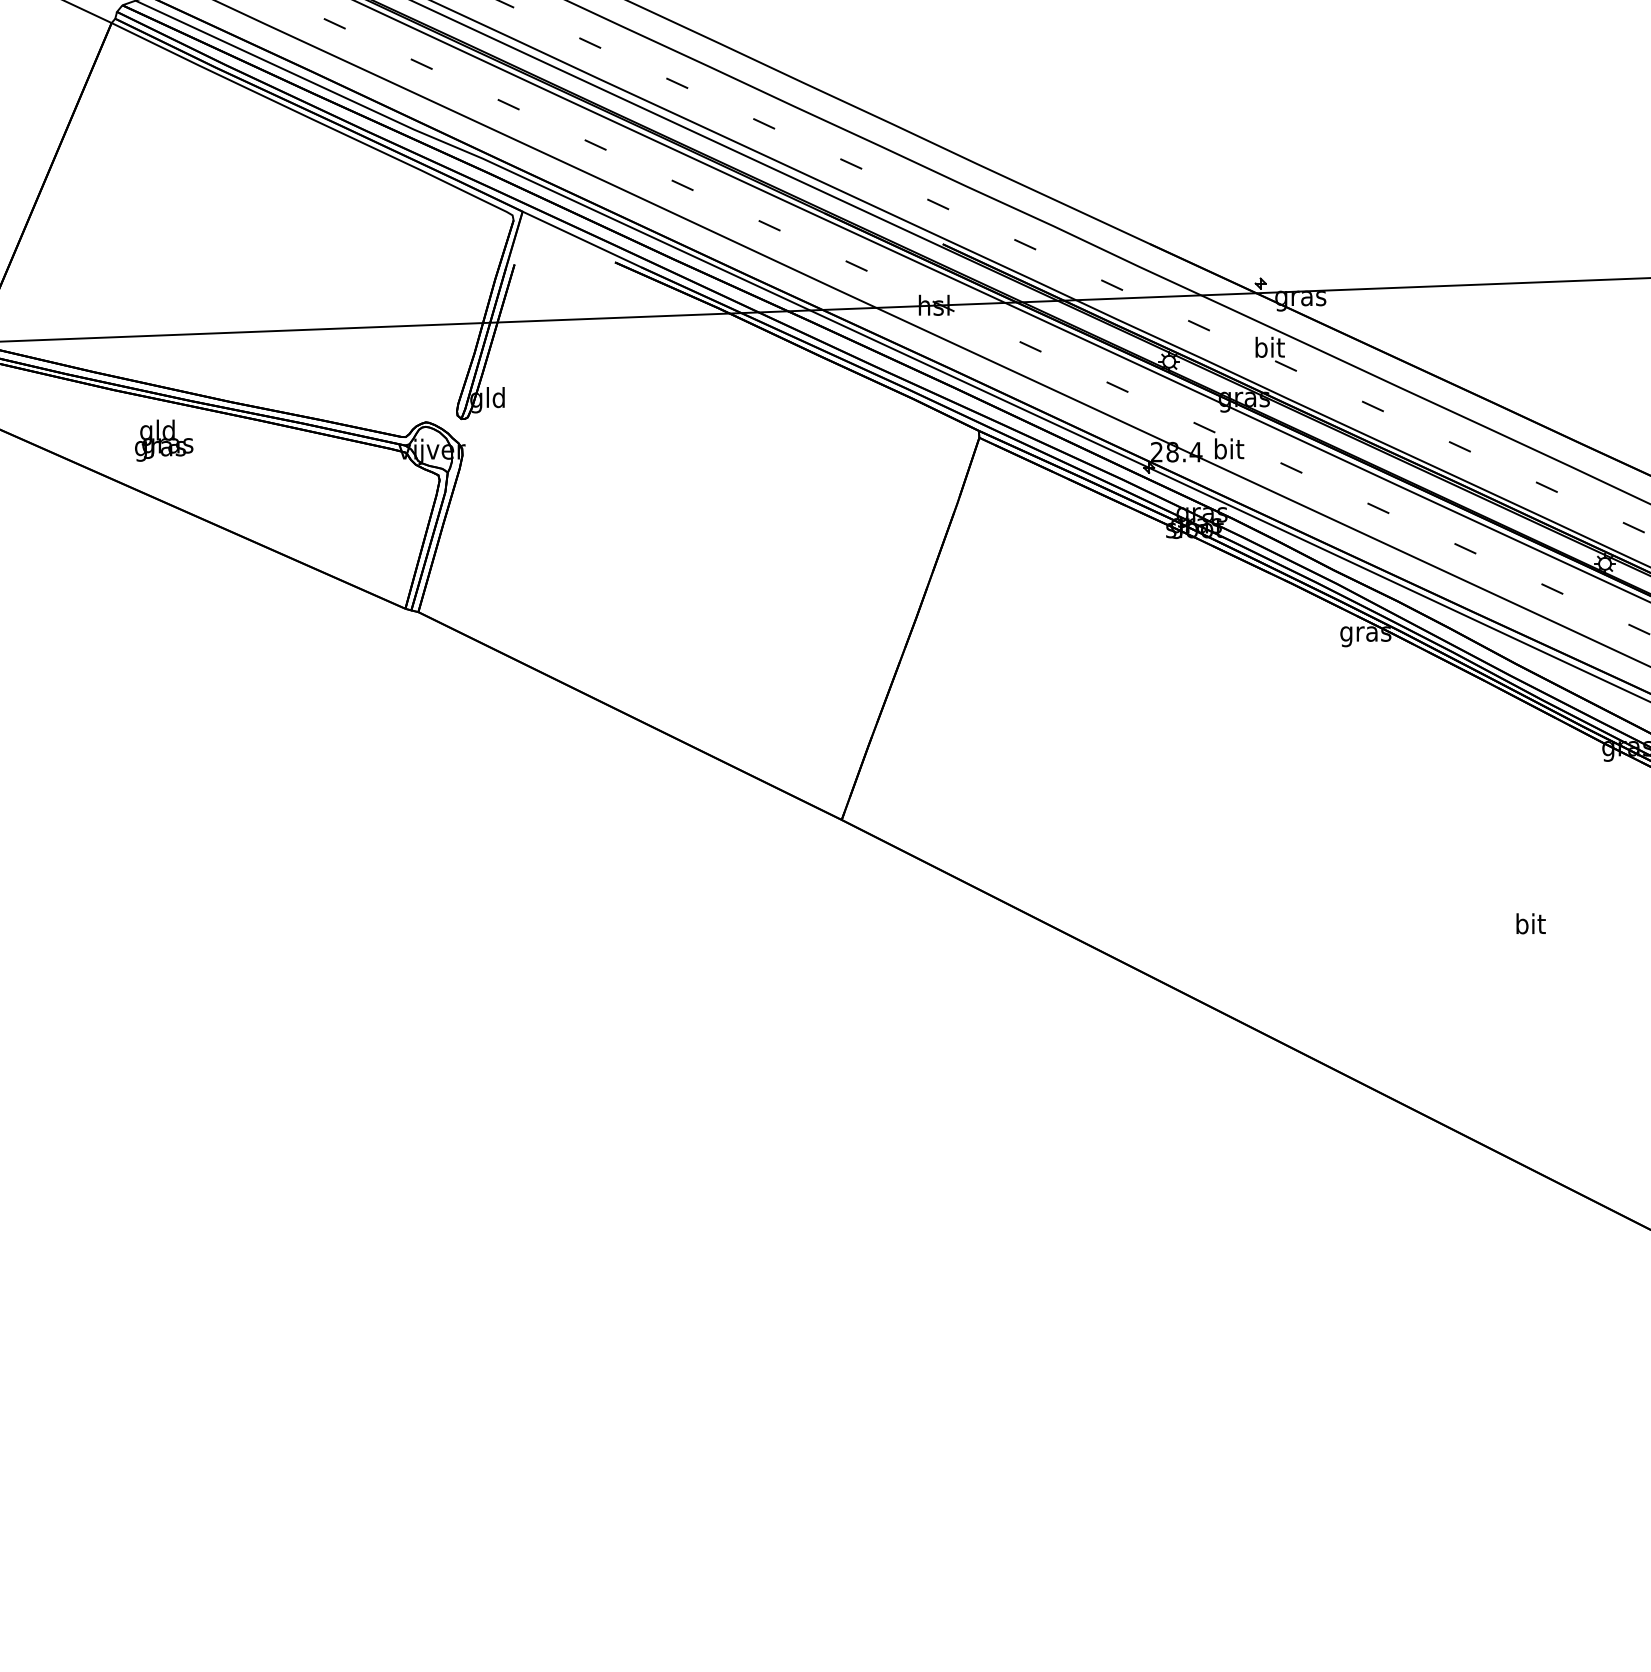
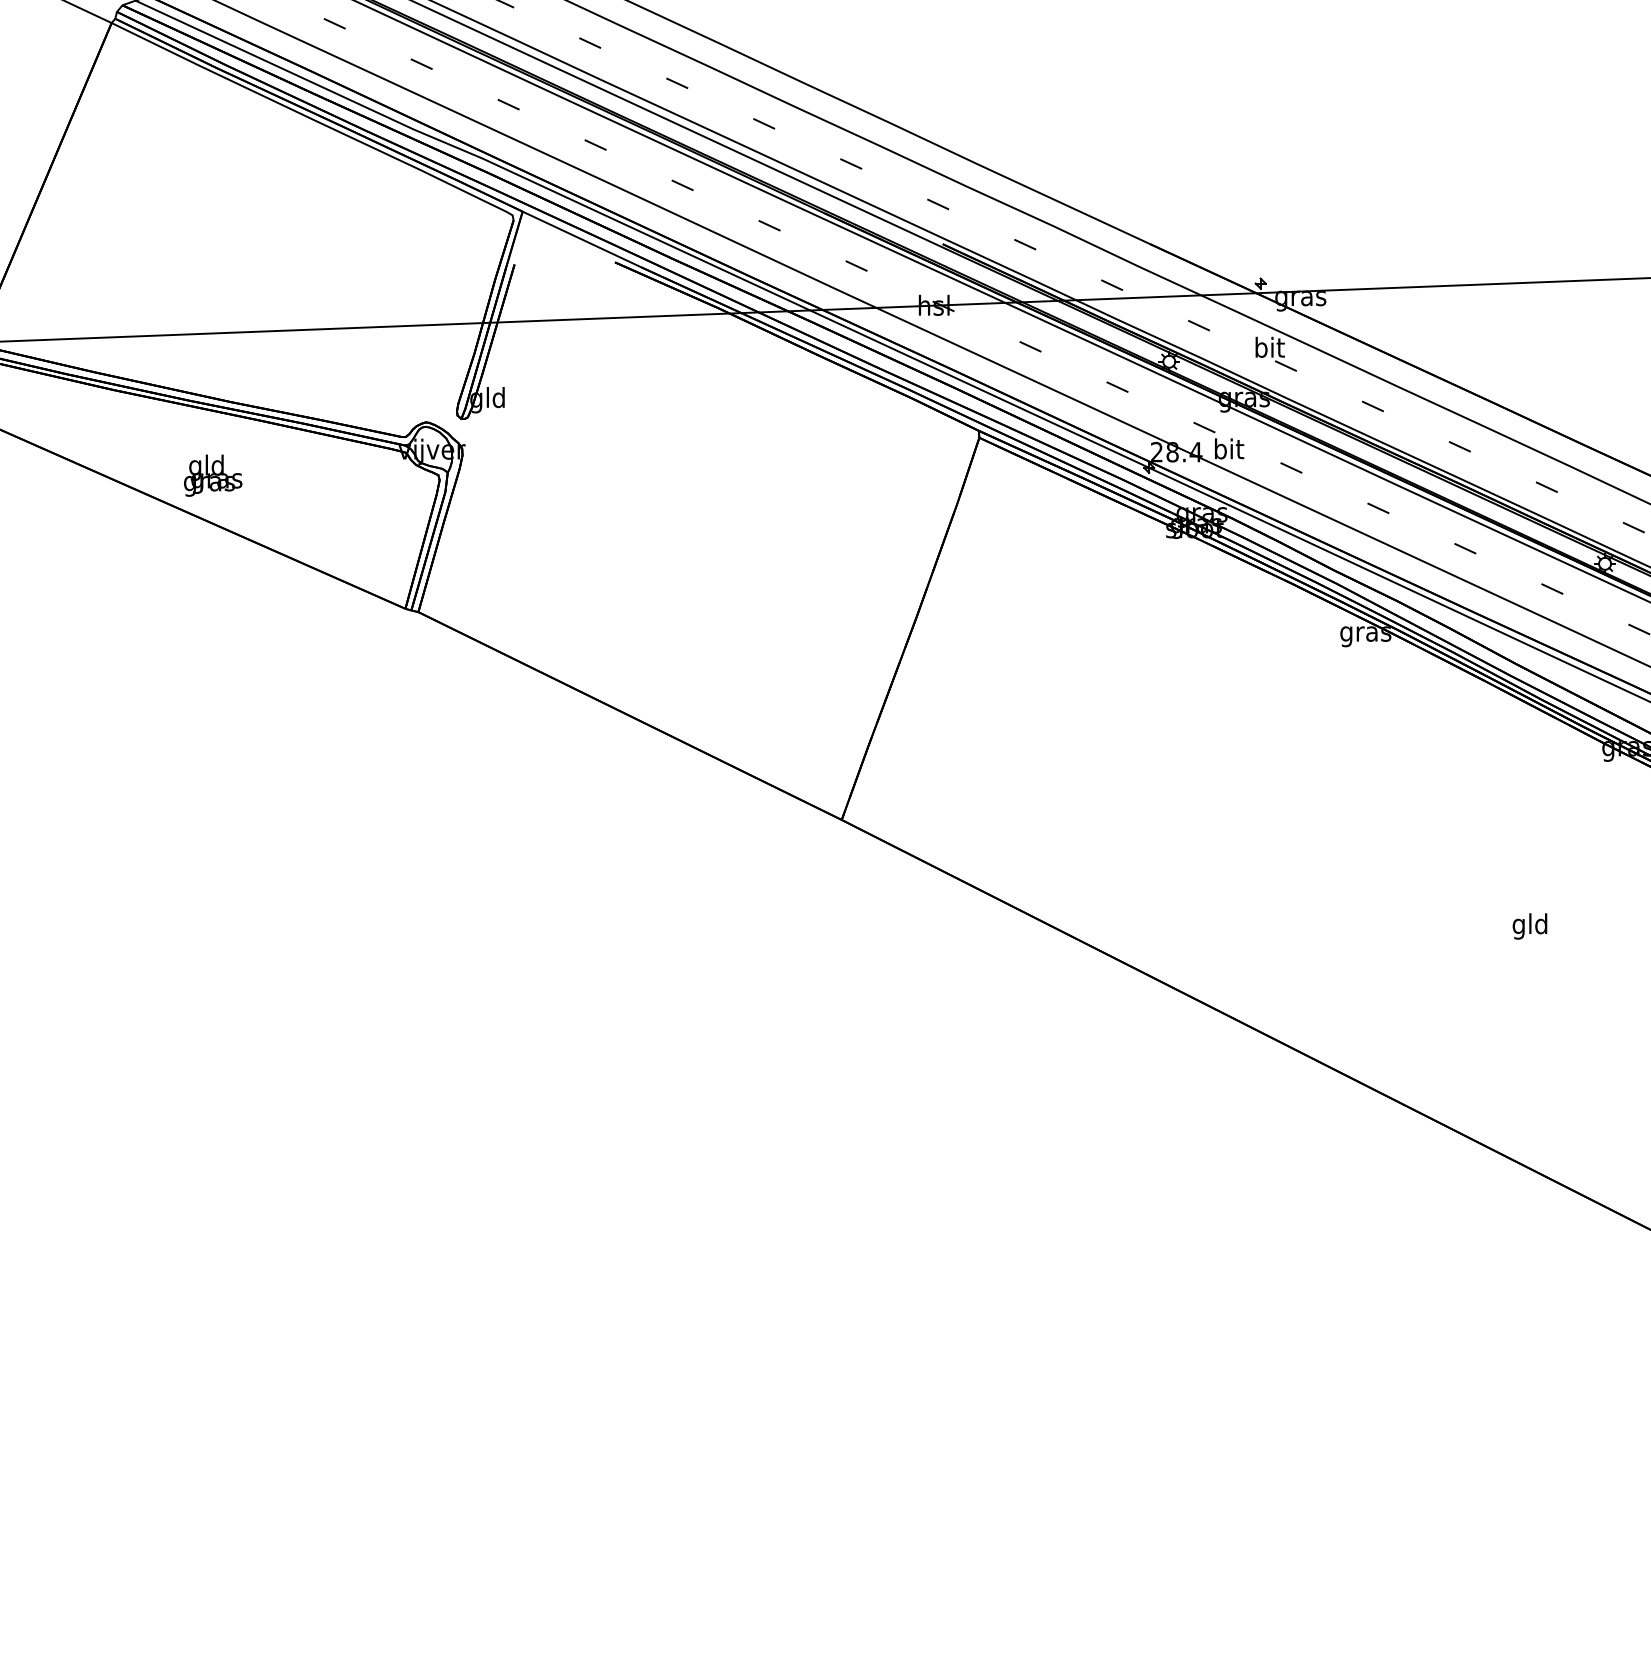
text position: (164, 440) -> (213, 475) (213, 475)
text: bit -> gld (1529, 926)
